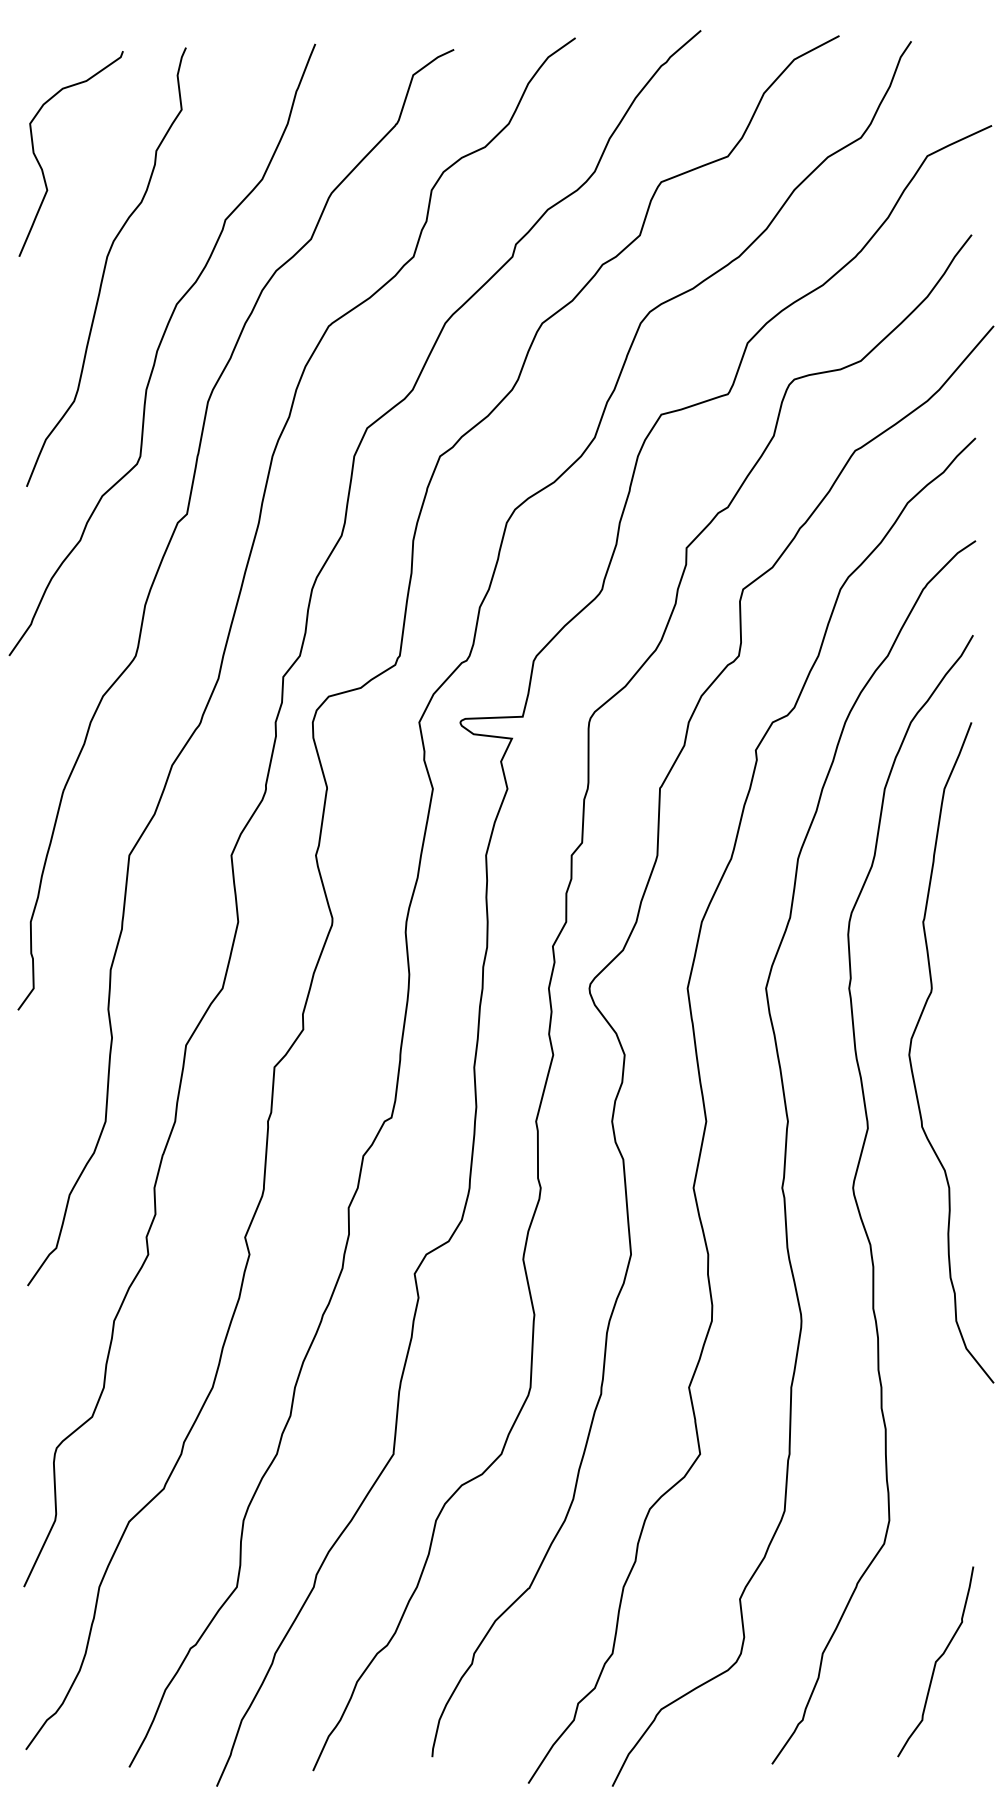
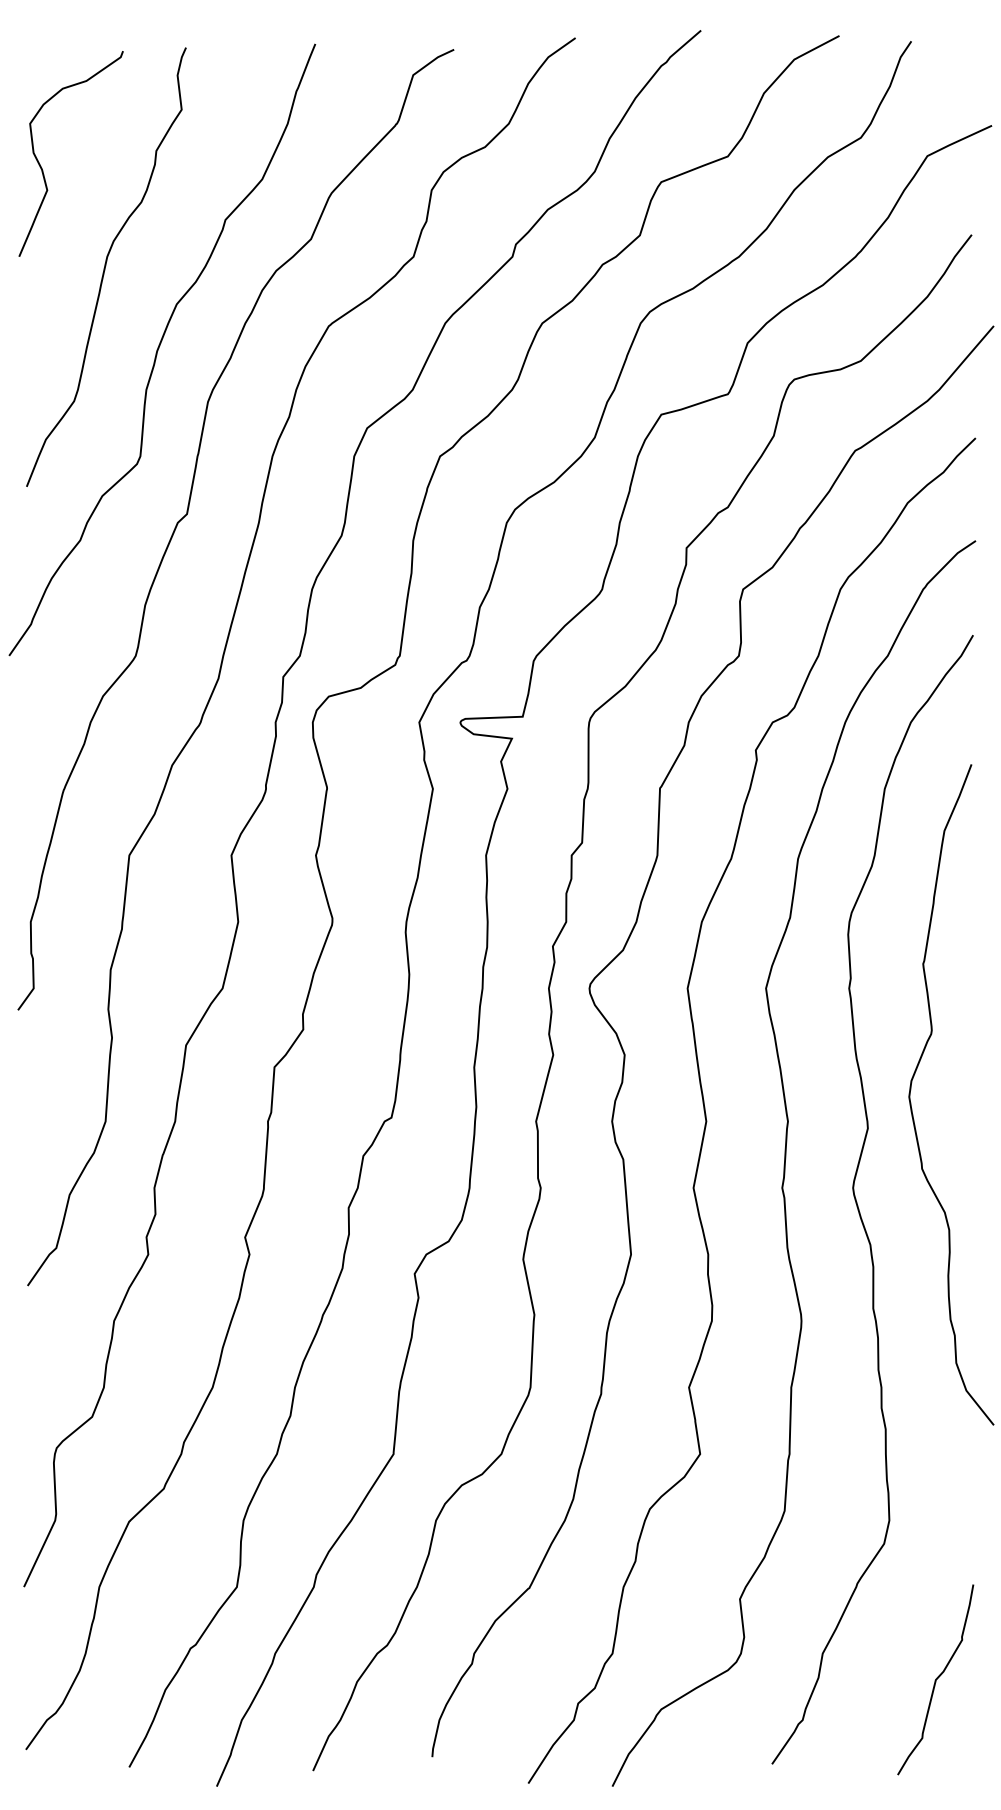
curve position: (911, 1048) -> (911, 1090) (911, 1090)
curve position: (935, 1661) -> (935, 1679) (935, 1679)
